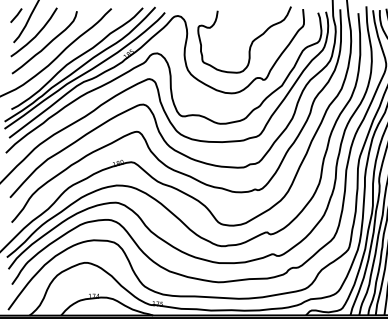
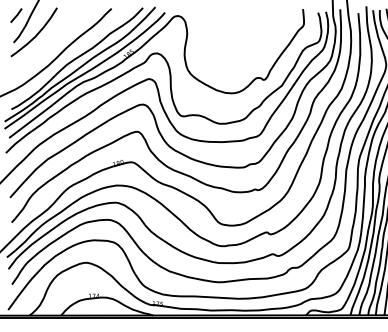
curve: present -> none (251, 41)
curve: present -> none (46, 44)
